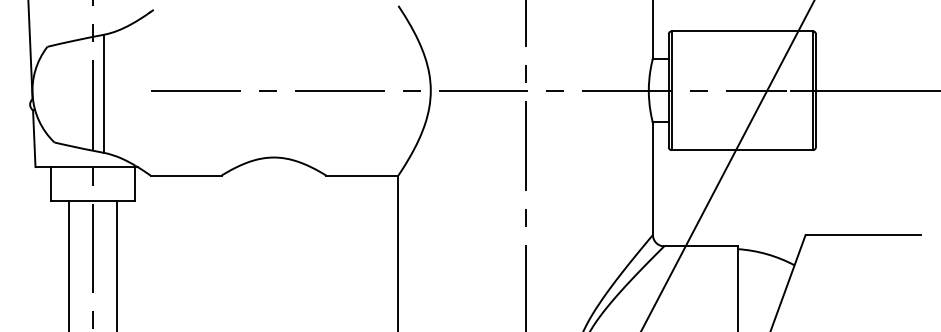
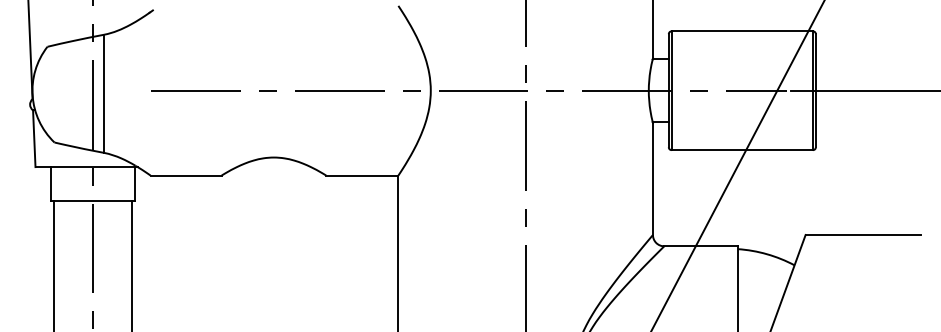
line position: (727, 165) -> (737, 165) (737, 165)
line position: (68, 264) -> (53, 264) (53, 264)
line position: (116, 264) -> (131, 264) (131, 264)
